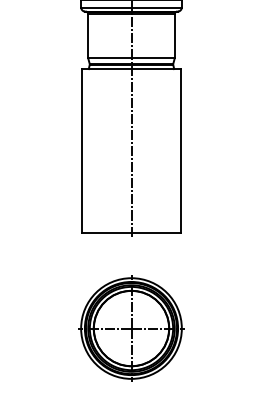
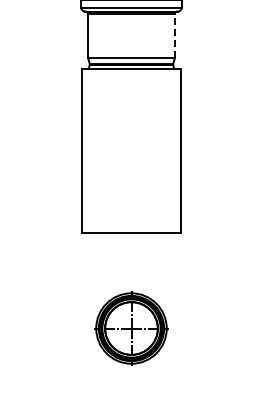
line: solid -> dashed (174, 35)
line: present -> none (131, 119)
part size: 107x107 px -> 75x75 px (131, 328)
